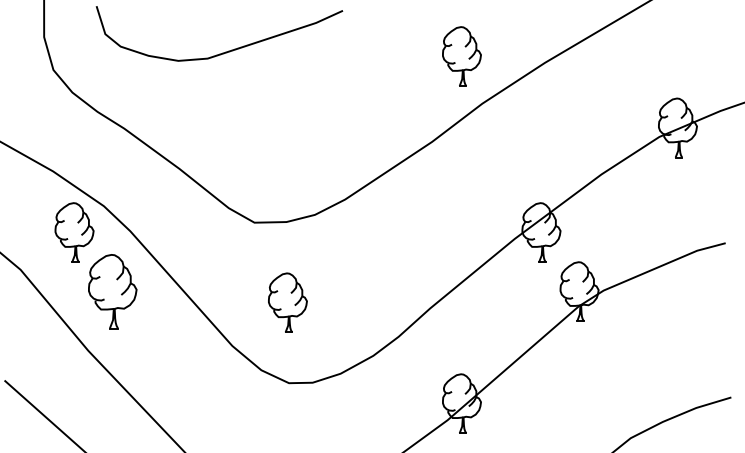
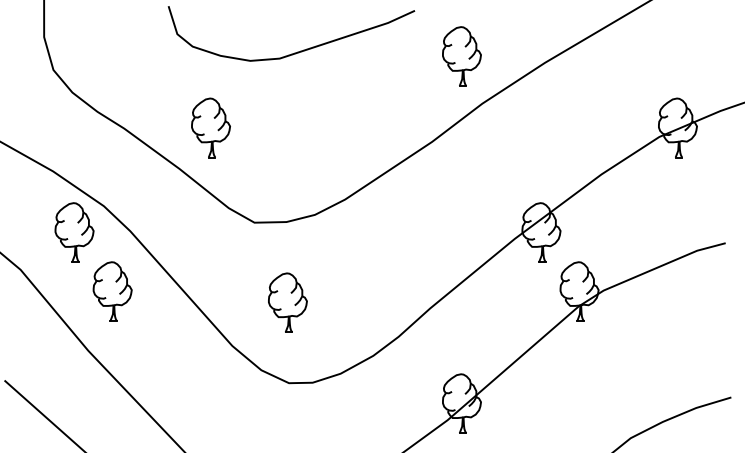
curve position: (225, 51) -> (297, 51) (297, 51)
part: none -> present (210, 127)
part size: 50x76 px -> 41x61 px (112, 291)
